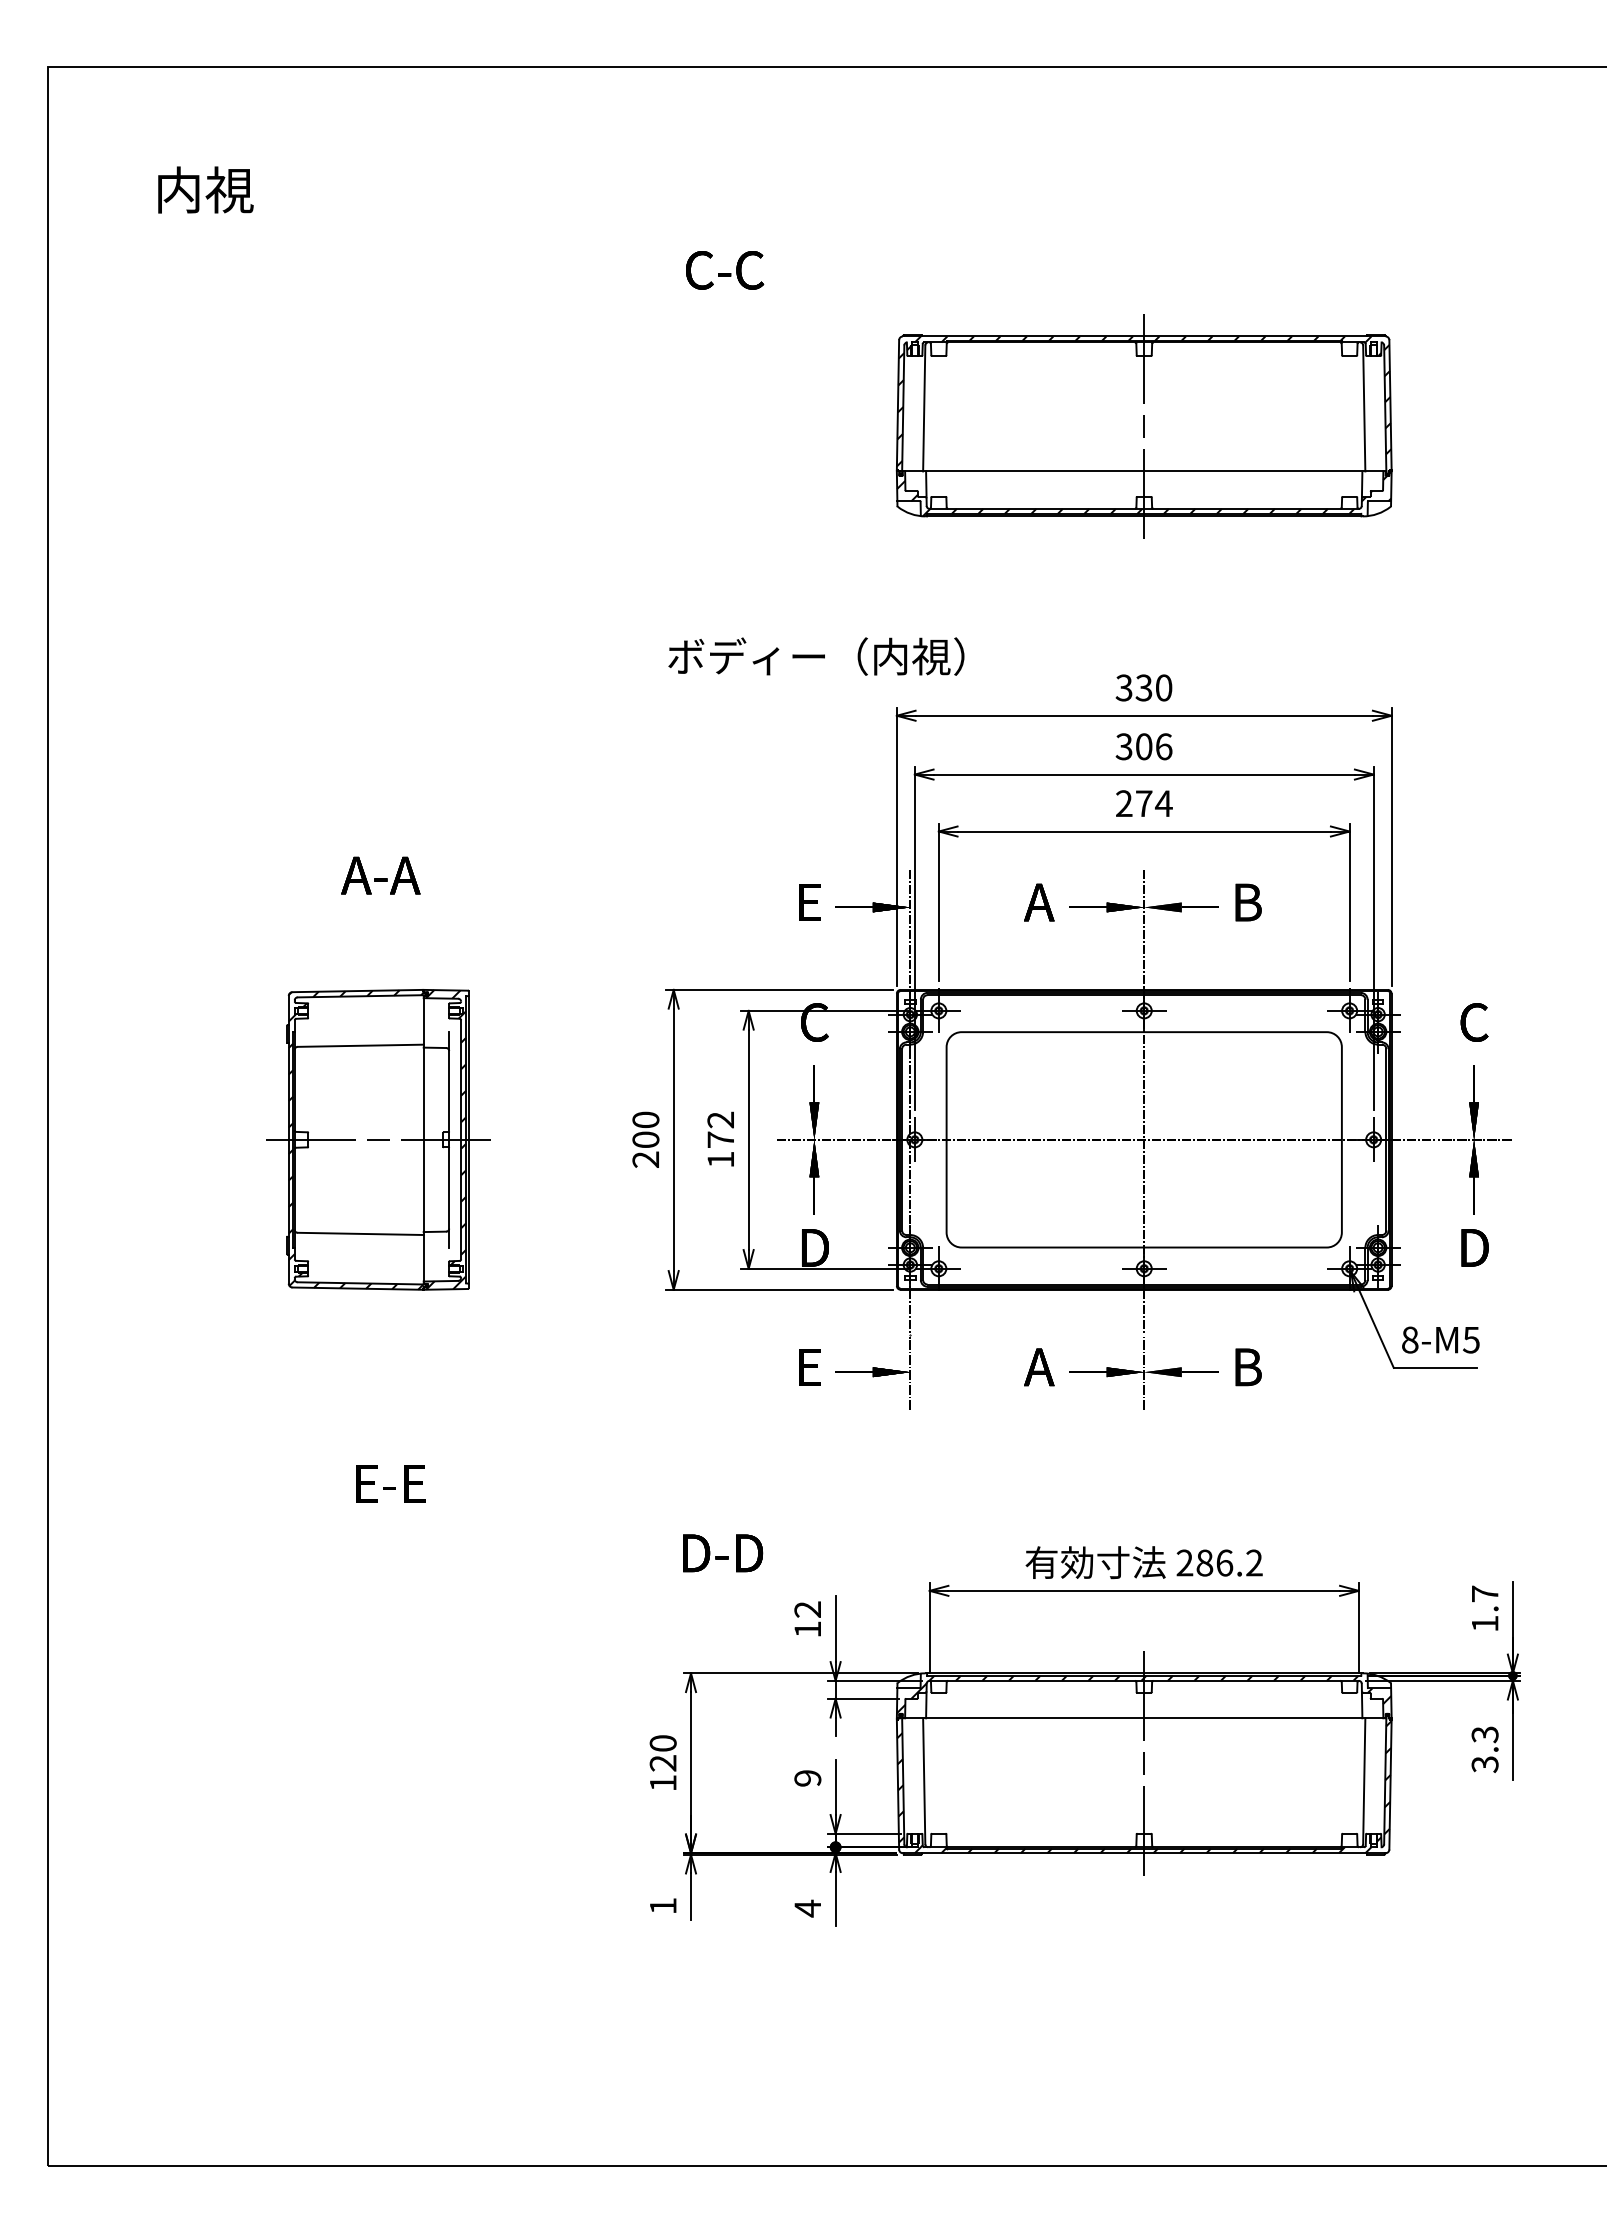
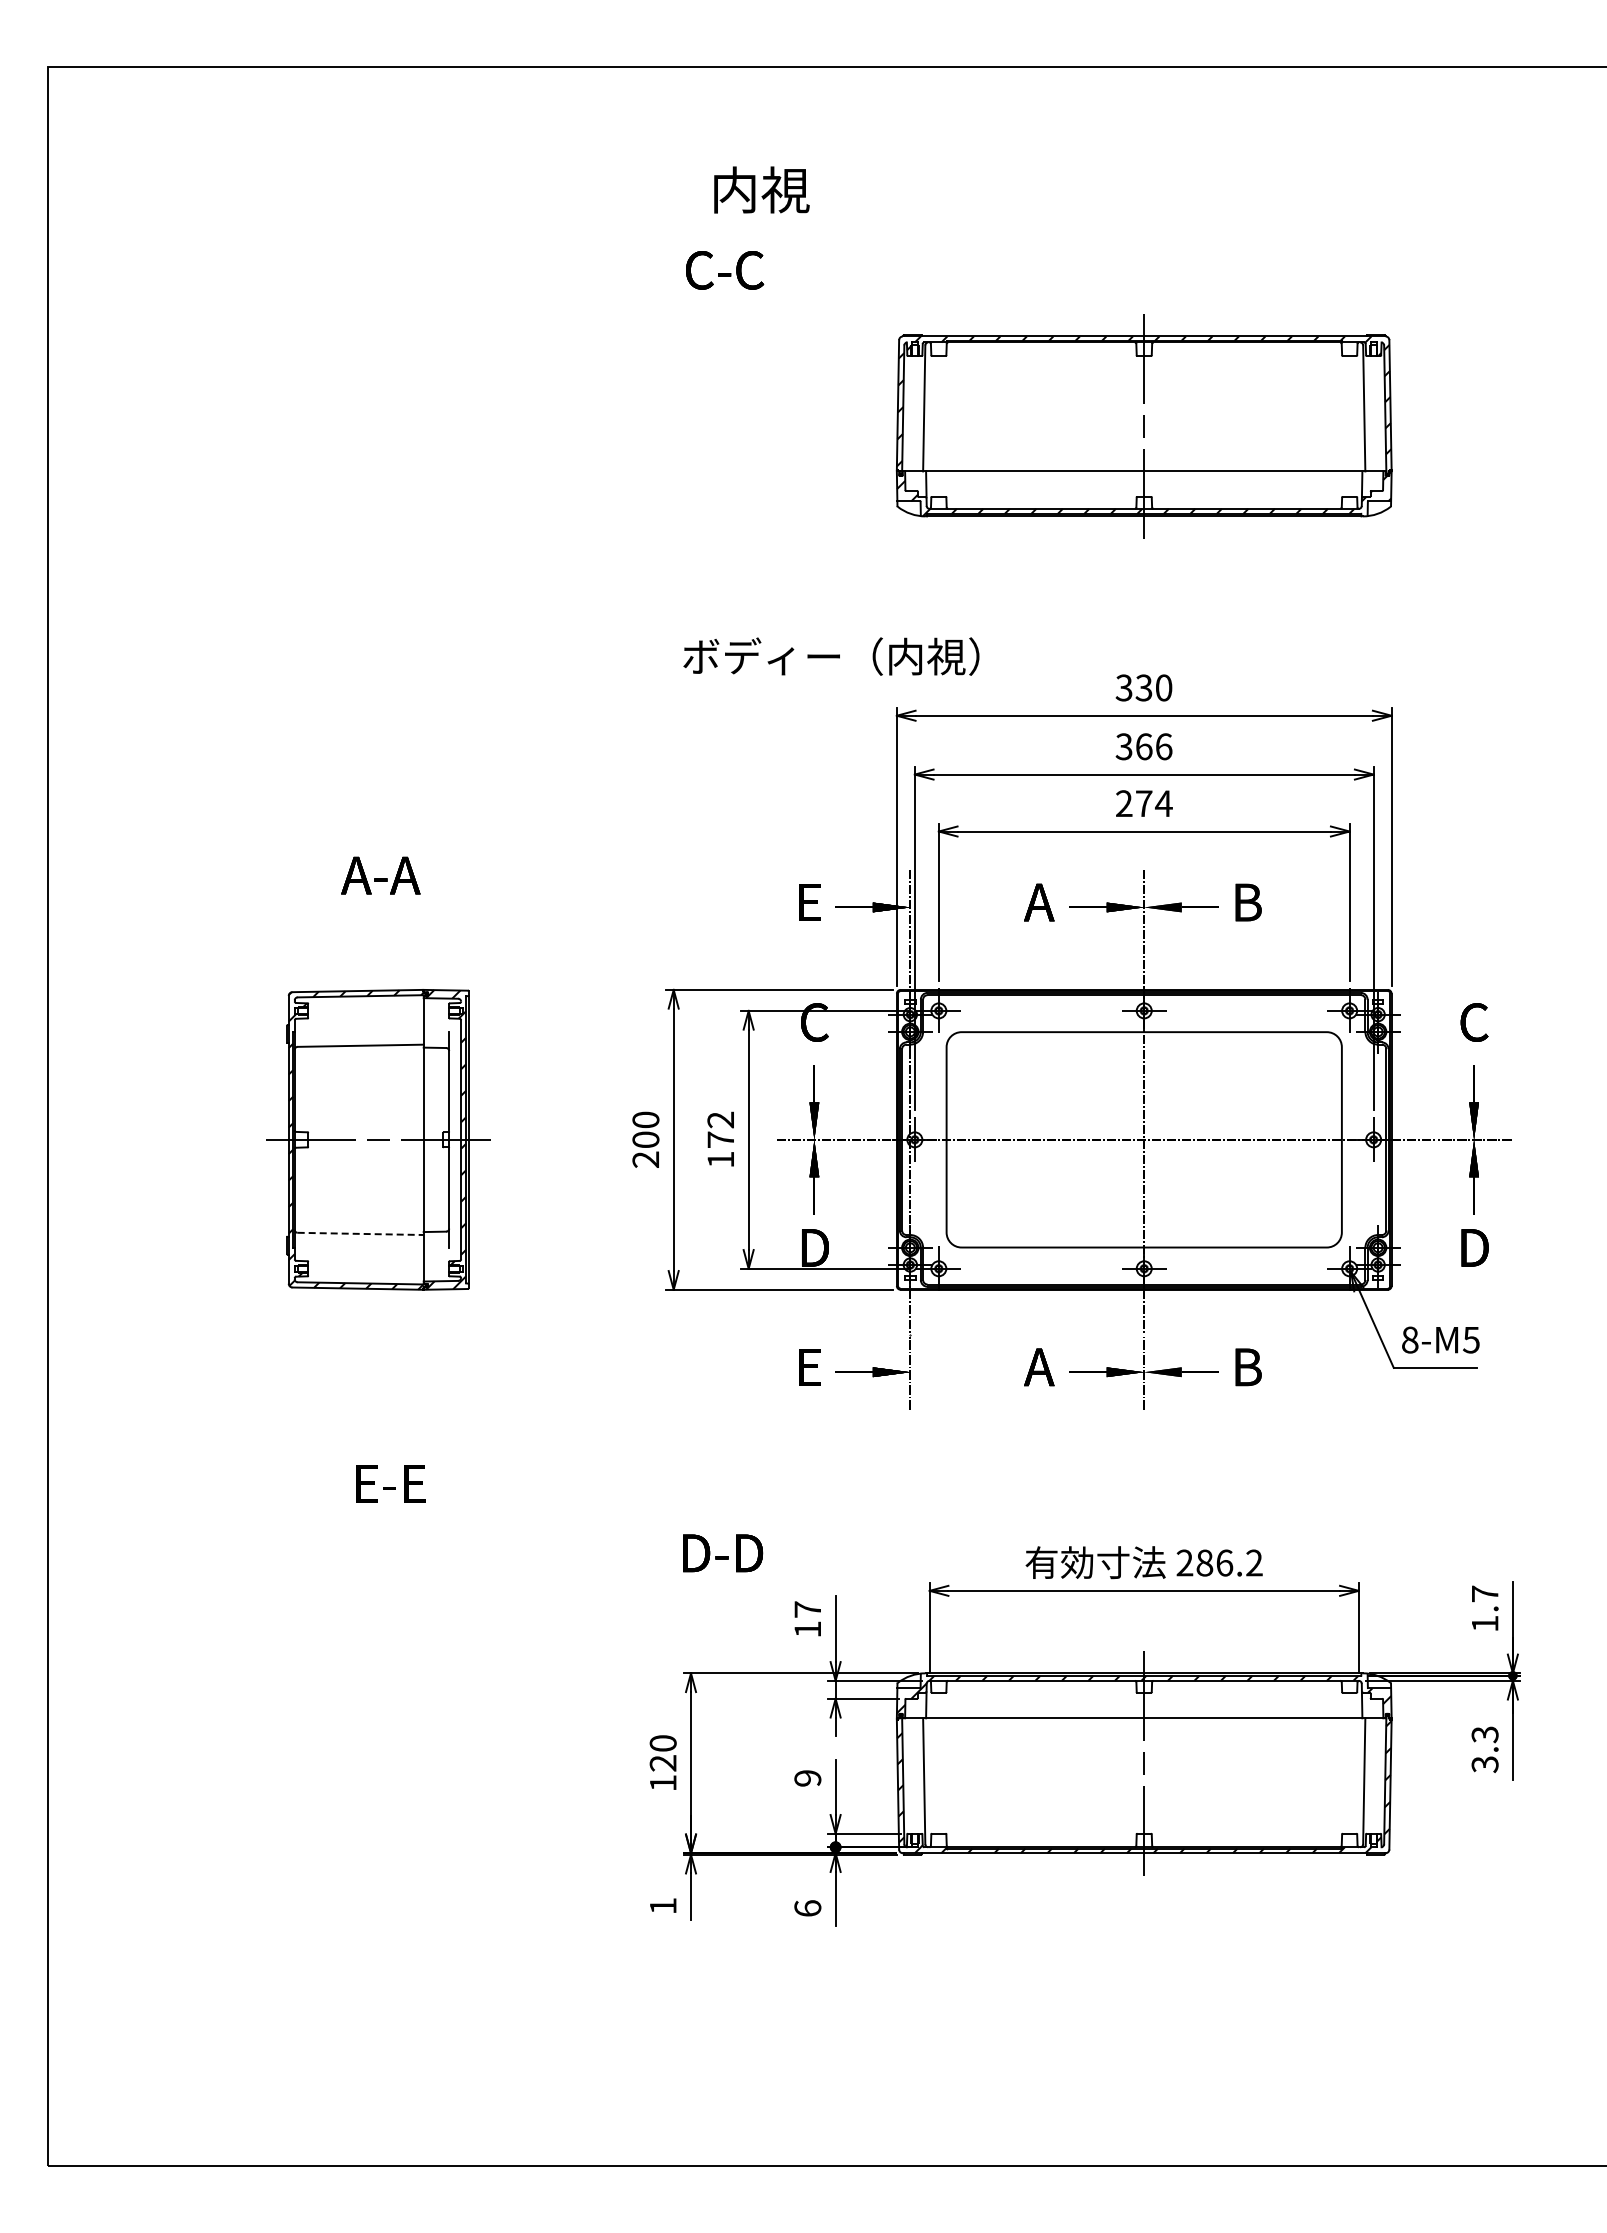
text position: (205, 189) -> (761, 189) (761, 189)
text position: (816, 656) -> (831, 656) (831, 656)
text: 306 -> 366 (1144, 746)
line: solid -> dashed (361, 1233)
text: 12 -> 17 (807, 1609)
text: 4 -> 6 (807, 1908)
